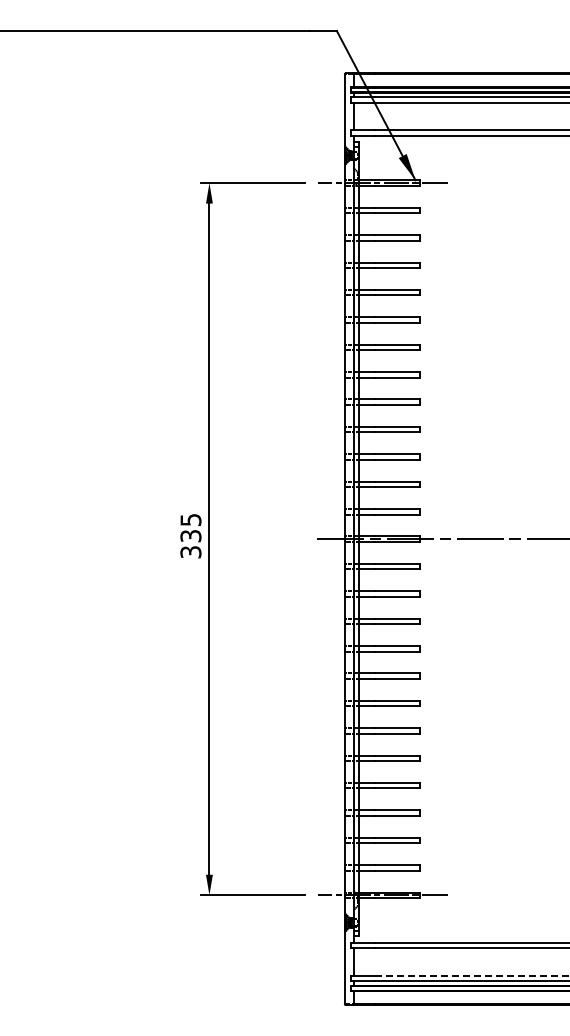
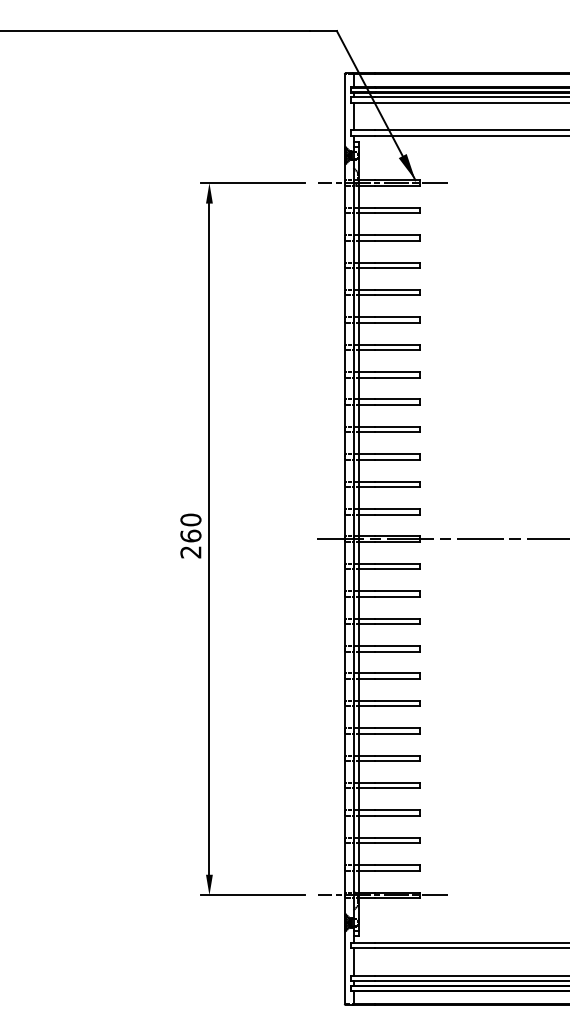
text: 335 -> 260 (190, 535)
line: dashed -> solid (472, 975)
